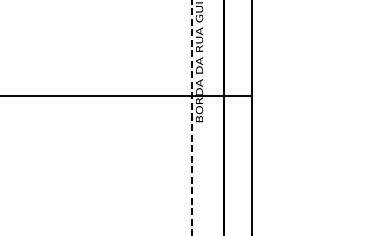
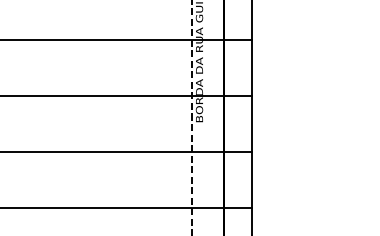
line: none -> present (127, 39)
line: none -> present (127, 152)
line: none -> present (127, 208)
